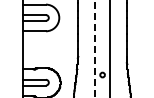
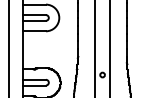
line: none -> present (8, 48)
line: dashed -> solid (94, 48)
